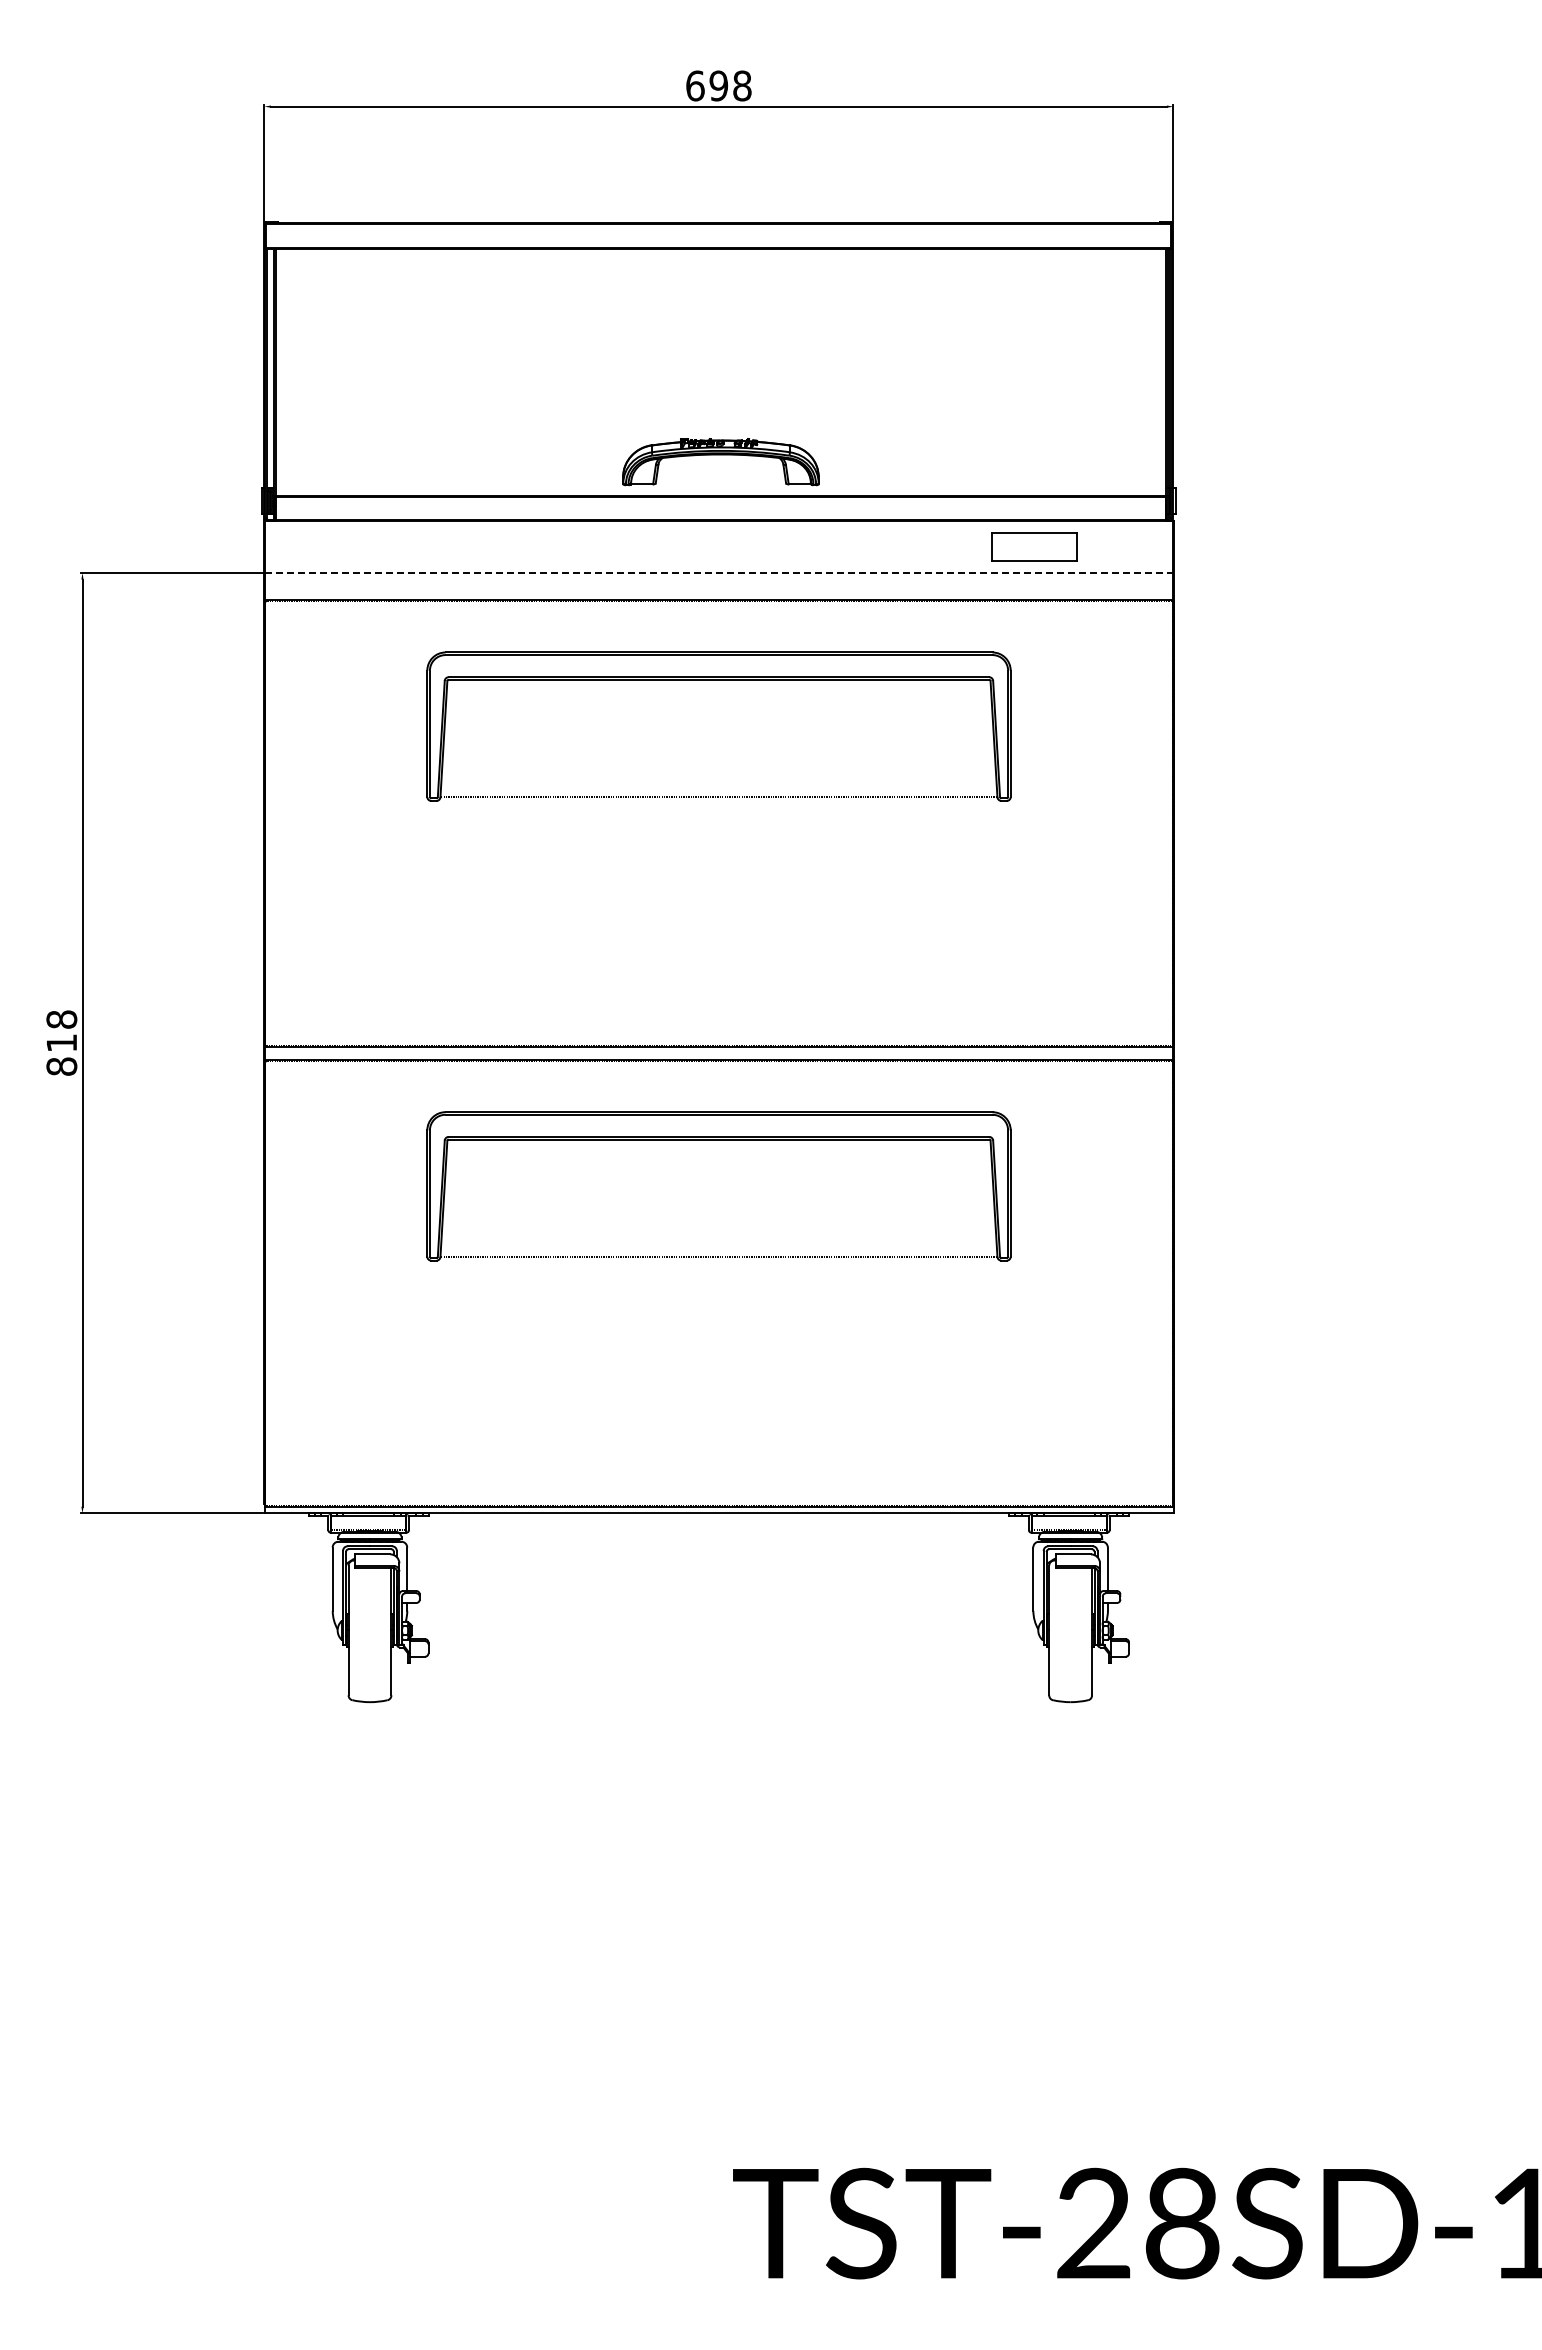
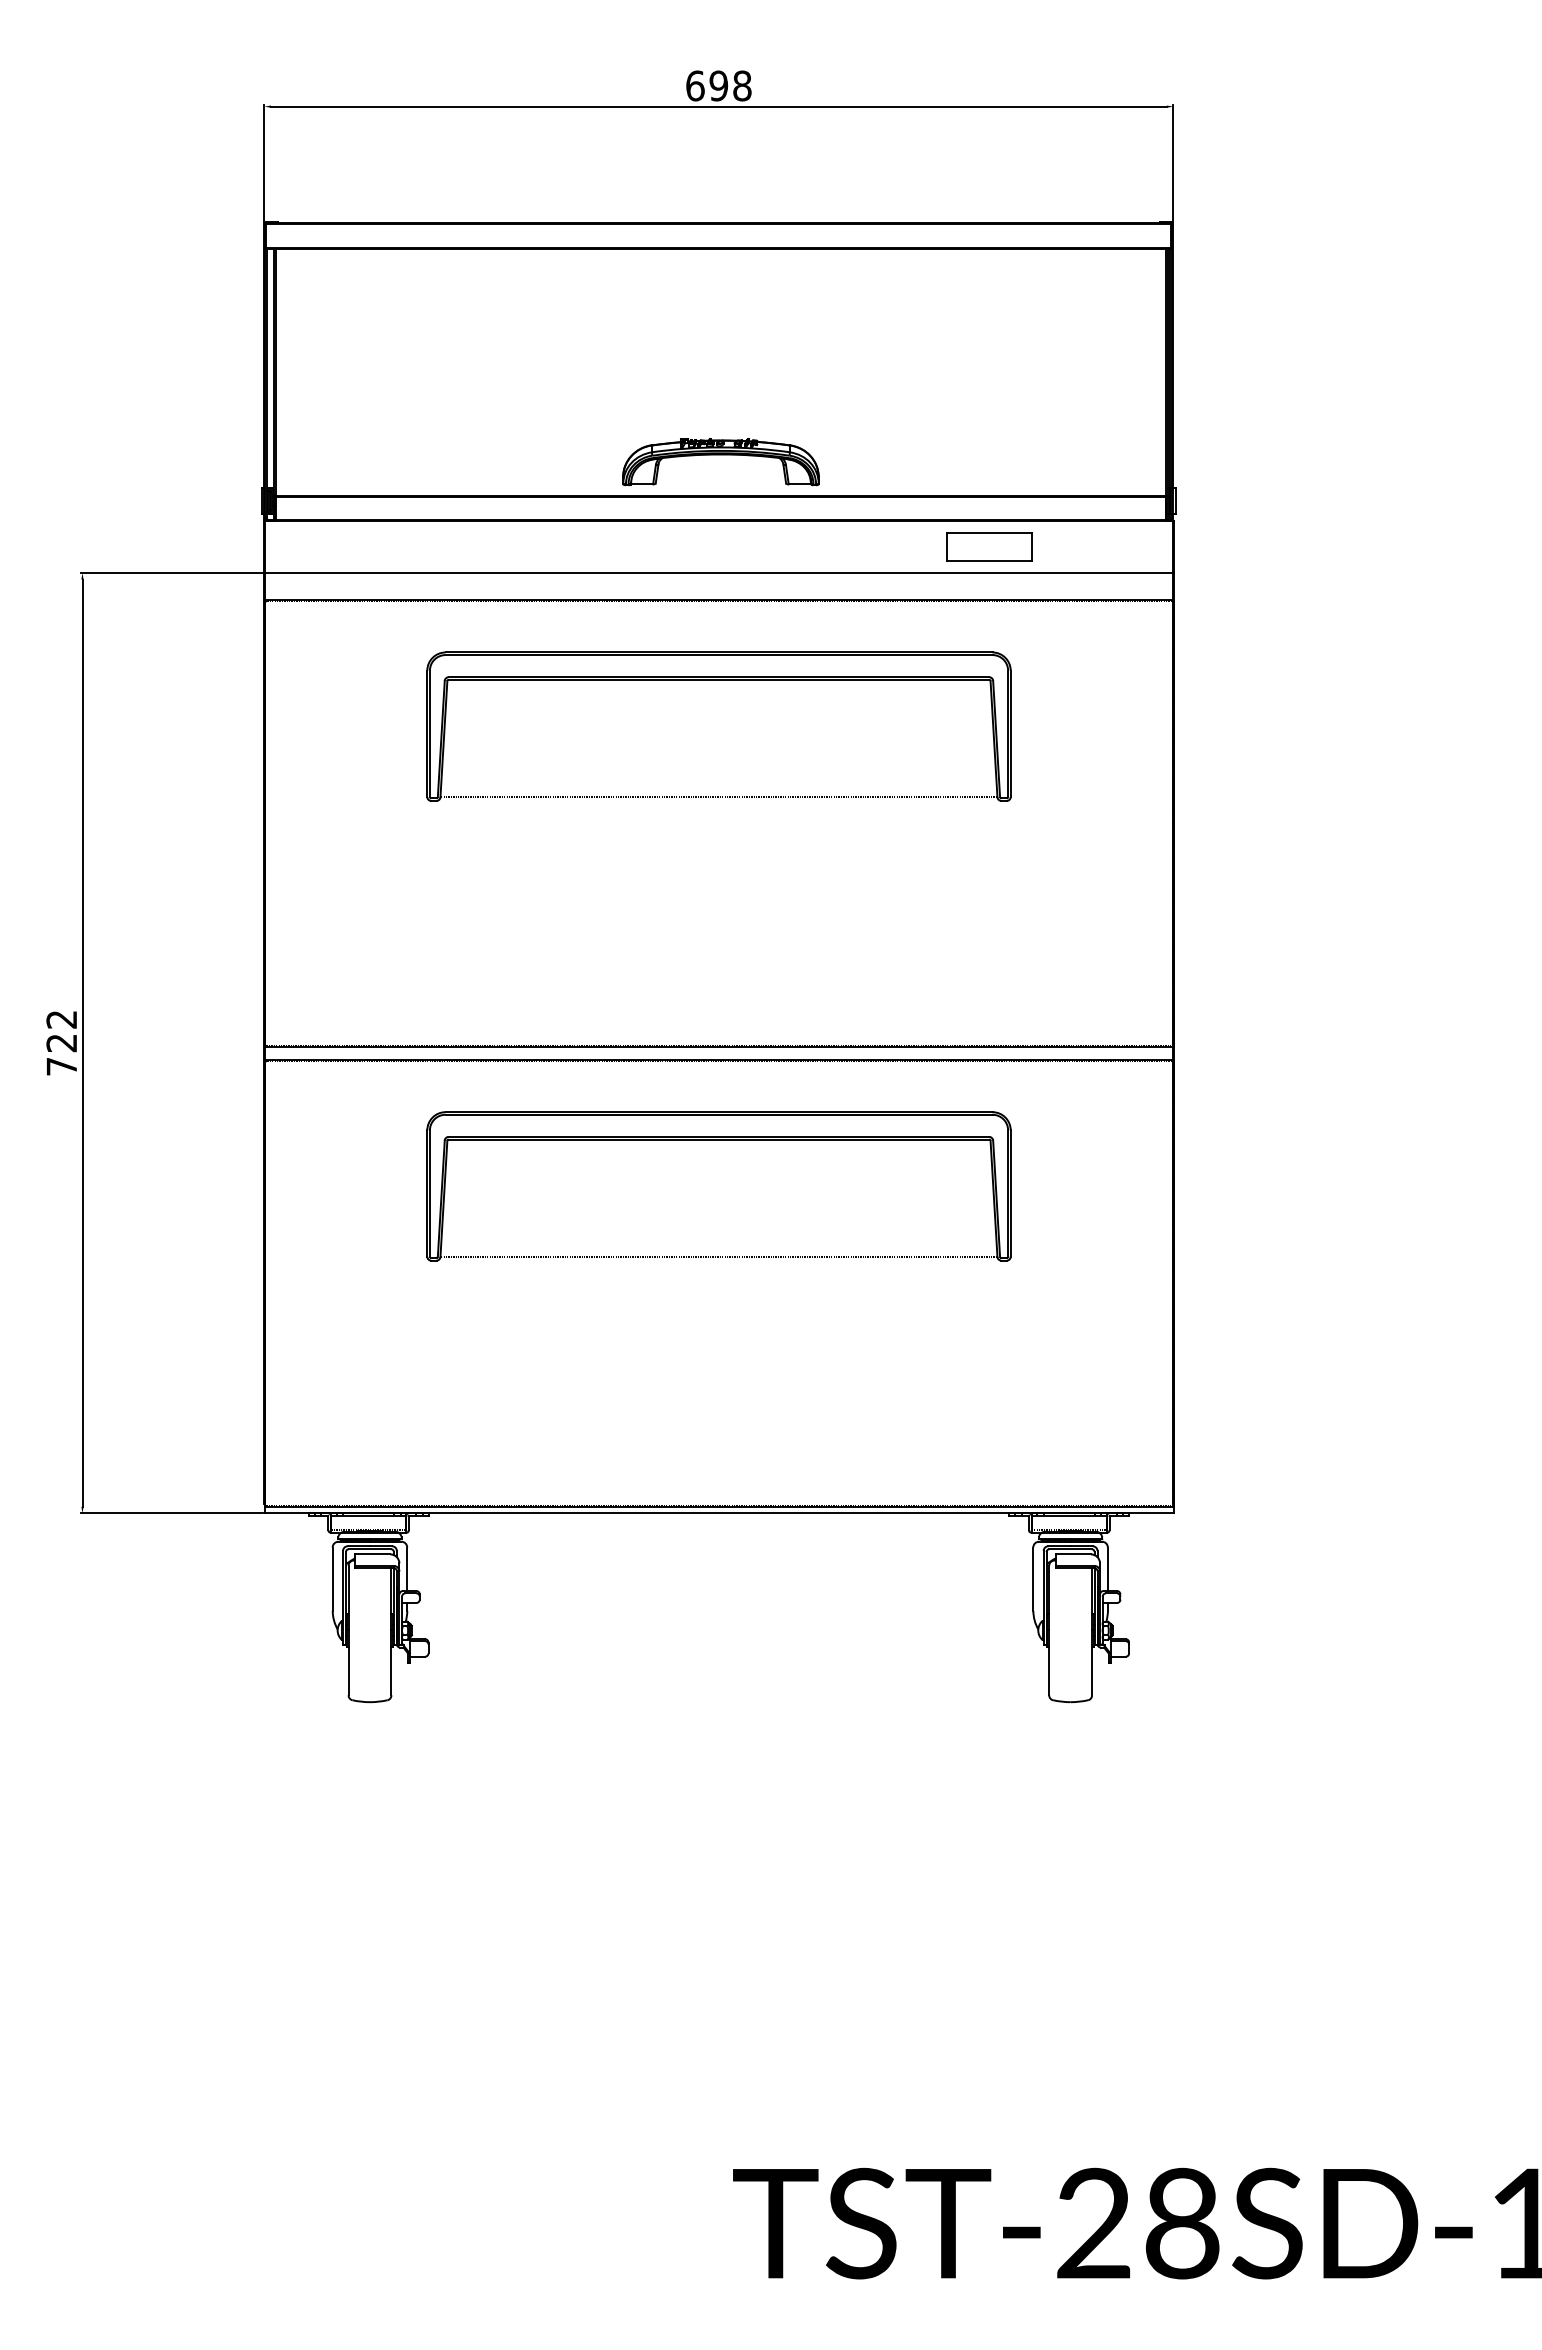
part position: (1034, 546) -> (989, 546) (989, 546)
line: dashed -> solid (719, 572)
text: 818 -> 722 (61, 1042)
